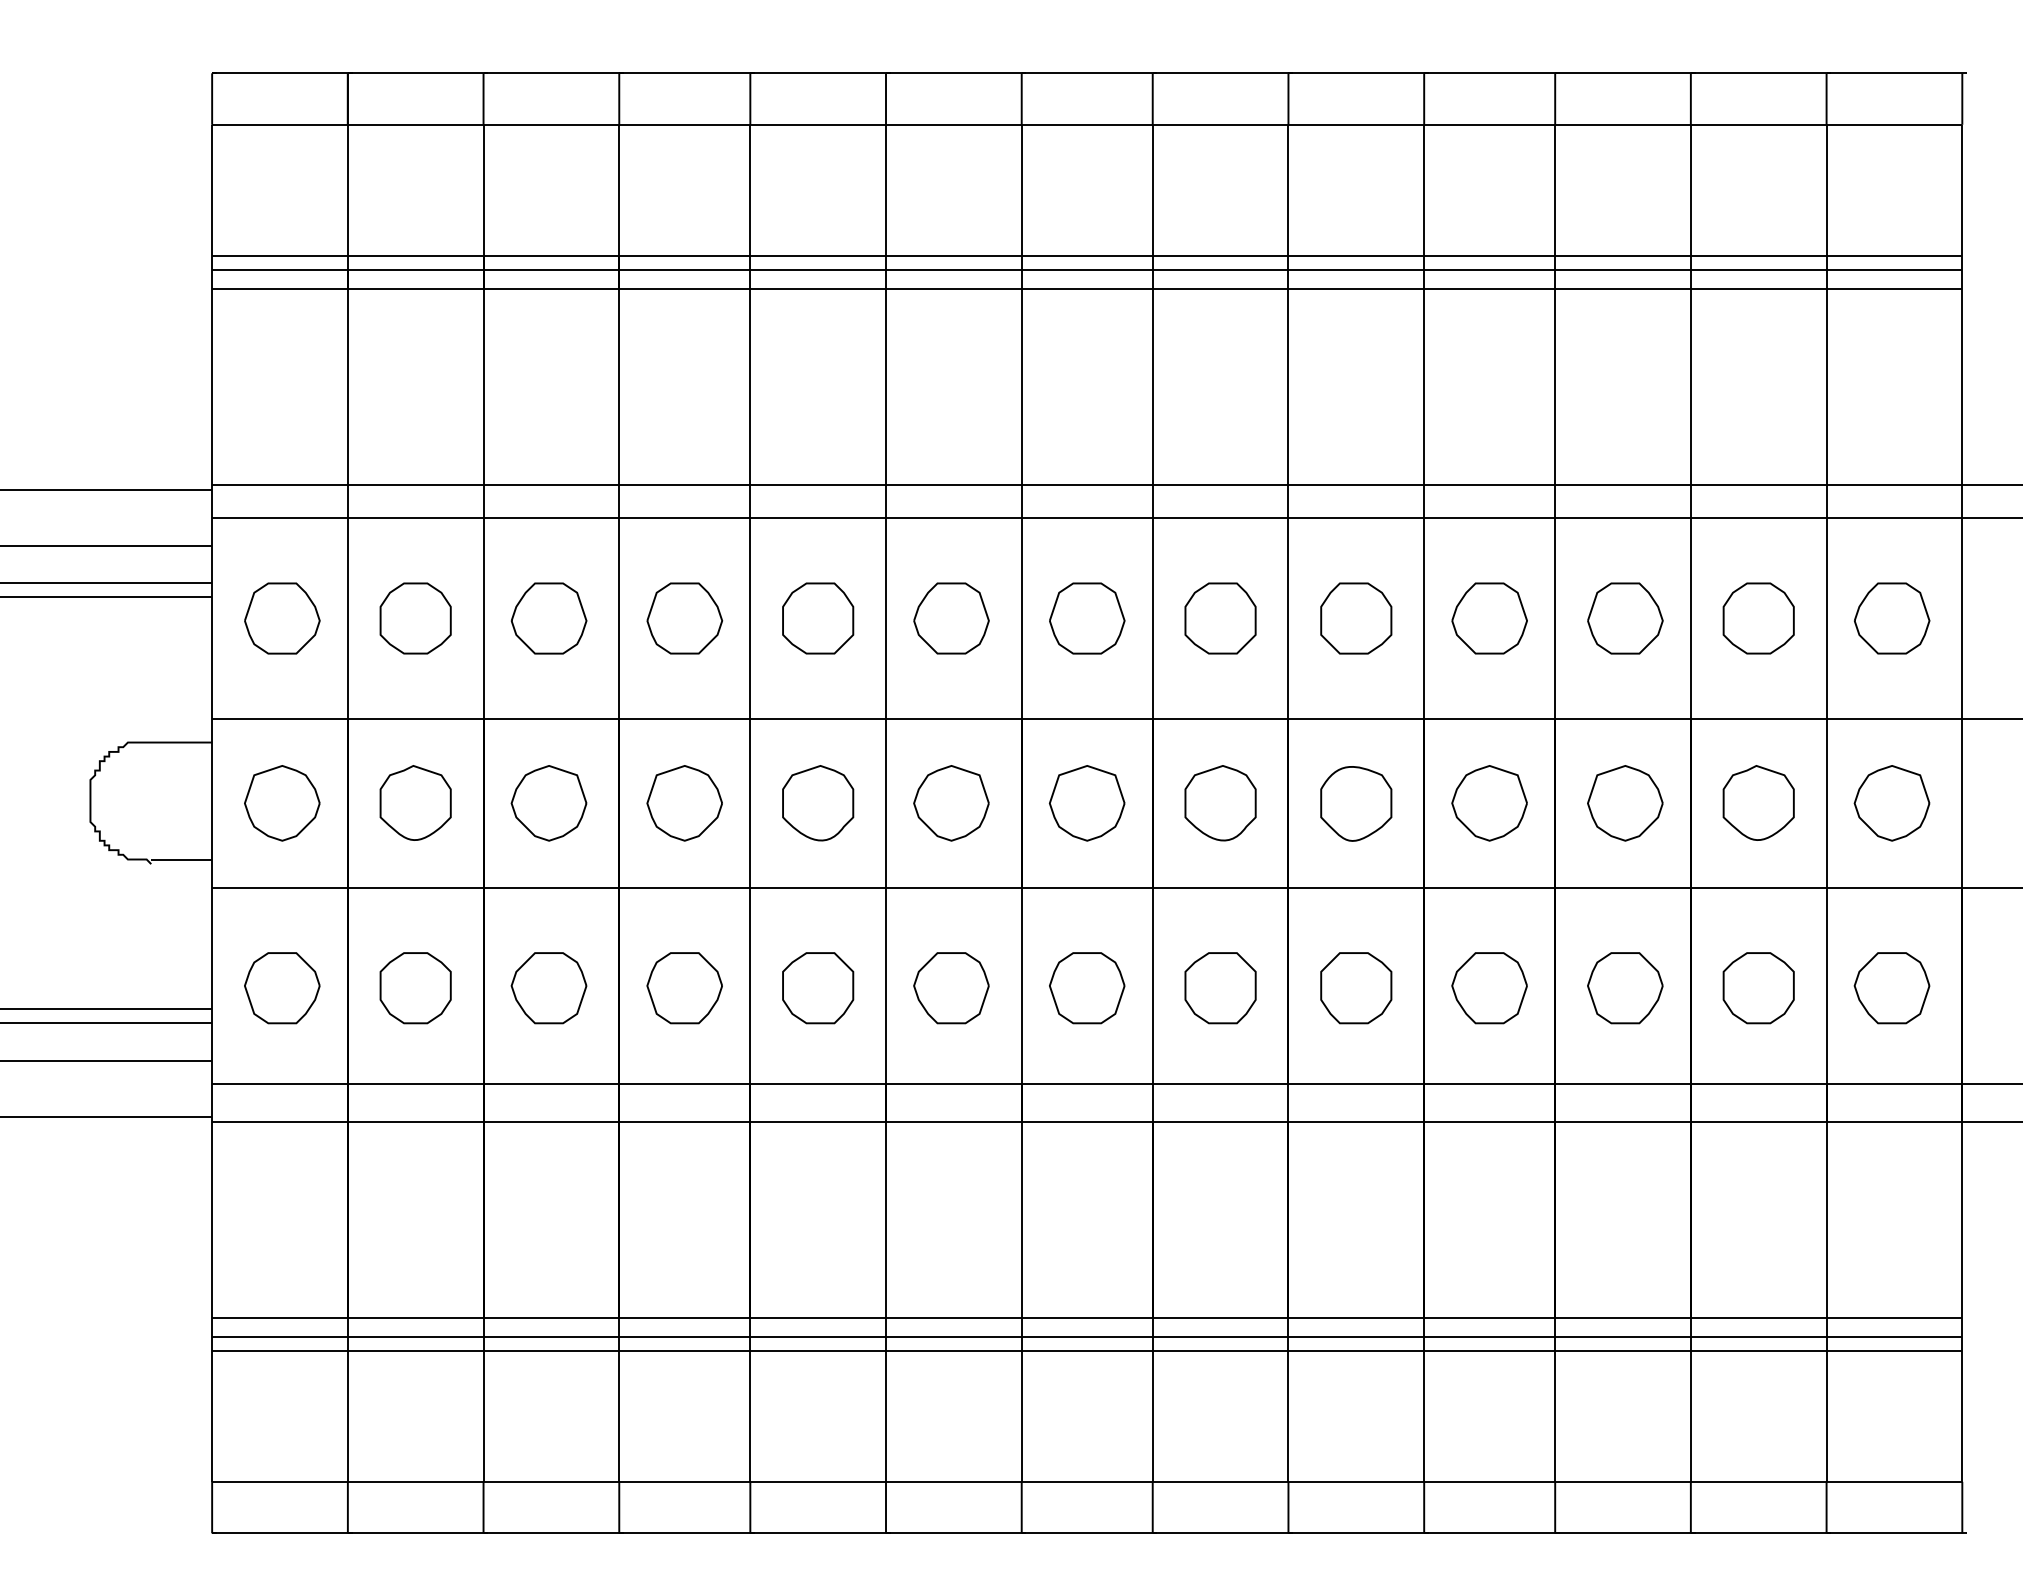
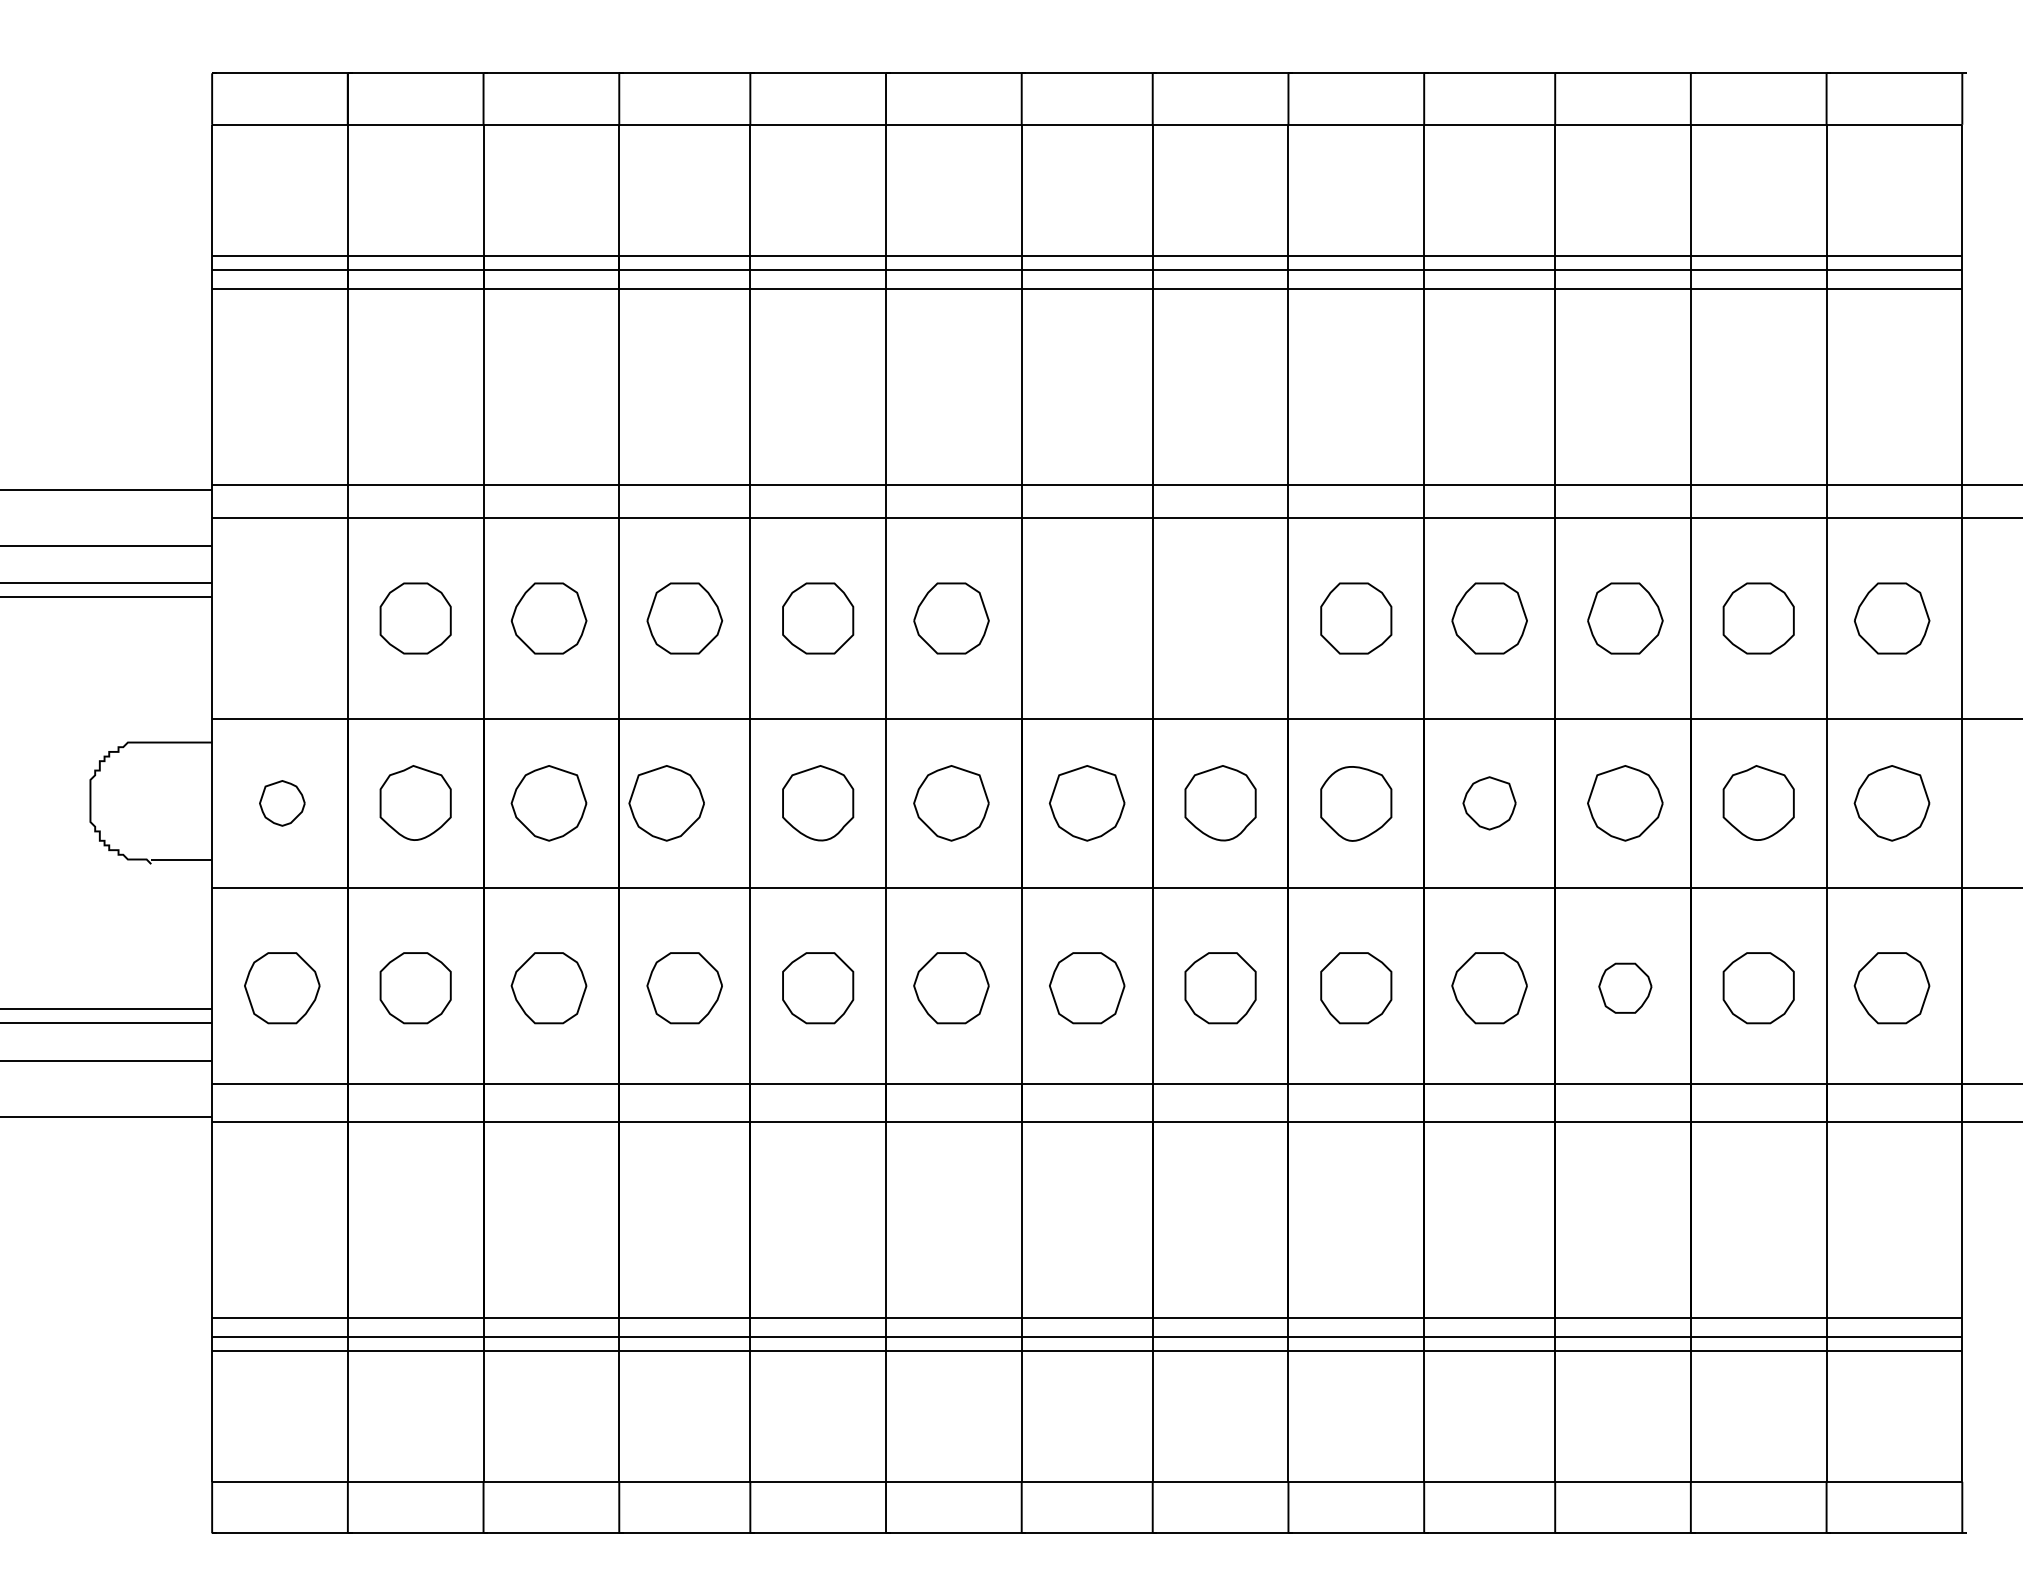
part: present -> none (282, 618)
part: present -> none (1087, 618)
part: present -> none (1220, 618)
part size: 77x77 px -> 47x47 px (282, 803)
part position: (684, 803) -> (666, 803) (666, 803)
part size: 77x77 px -> 55x55 px (1489, 803)
part size: 77x73 px -> 55x52 px (1625, 987)
